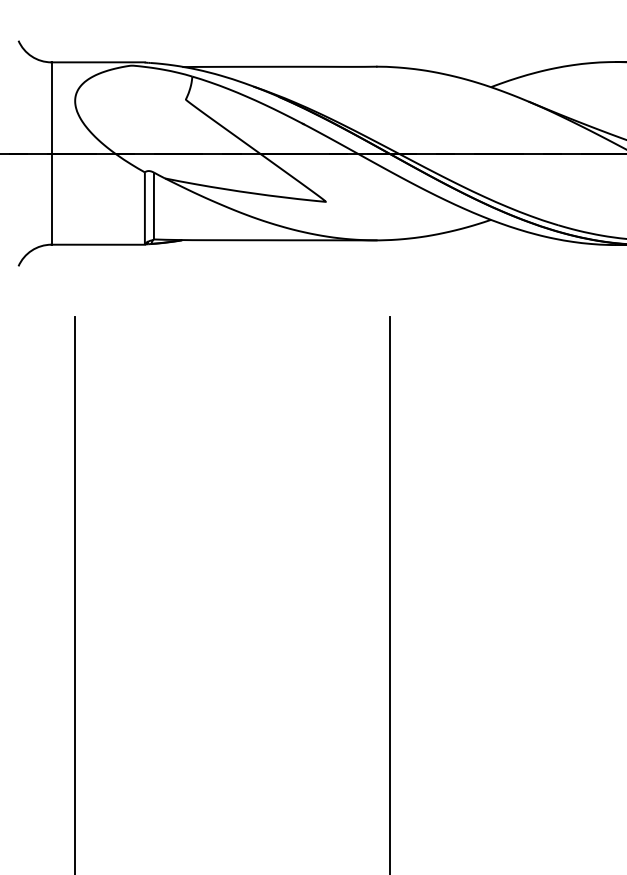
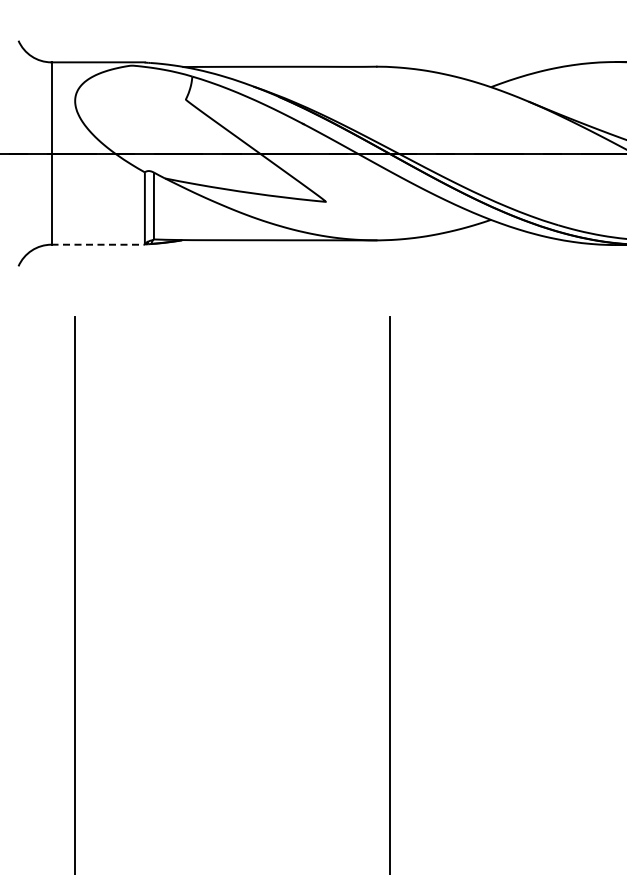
line: solid -> dashed (98, 244)
